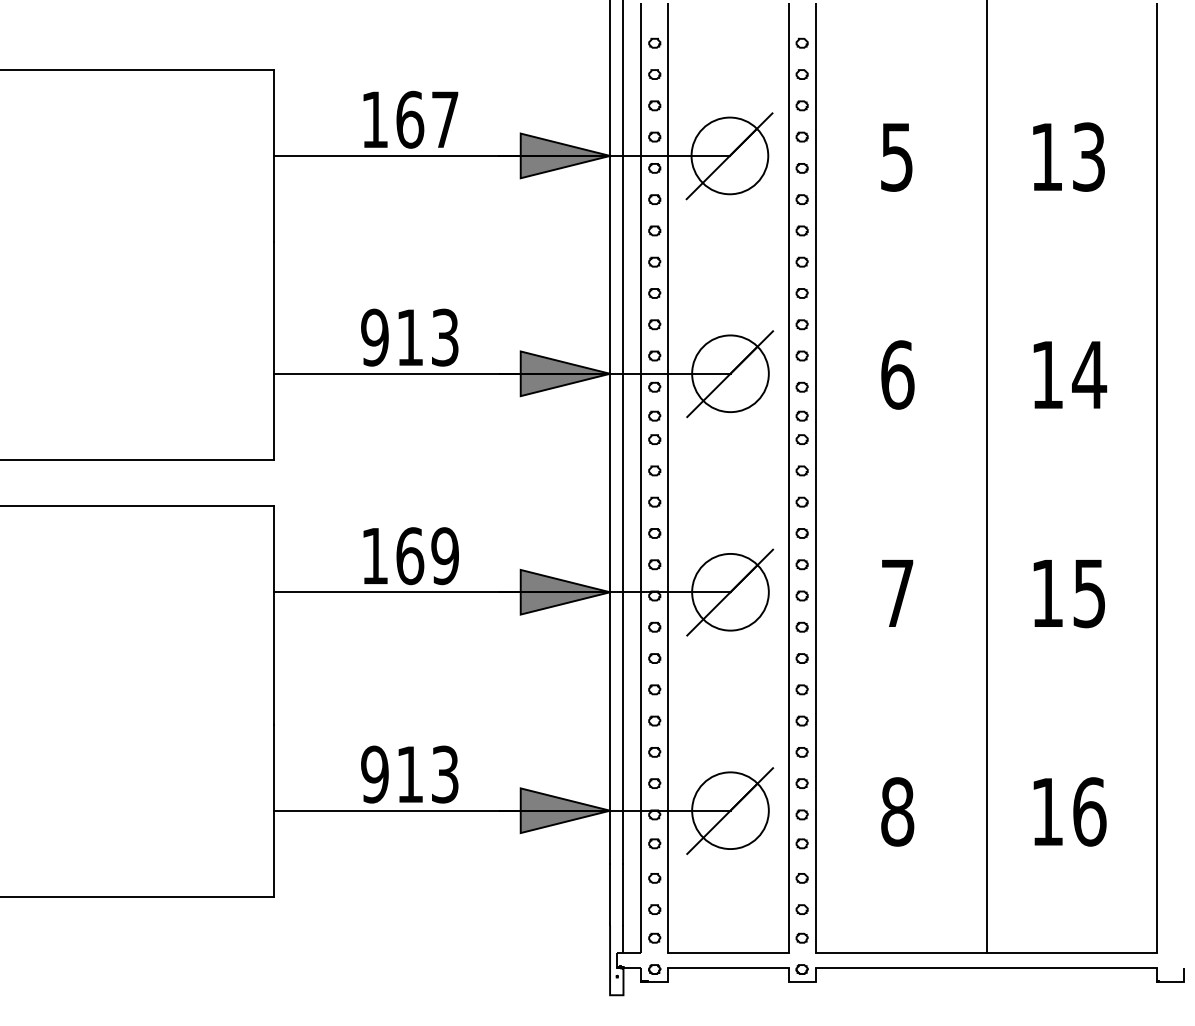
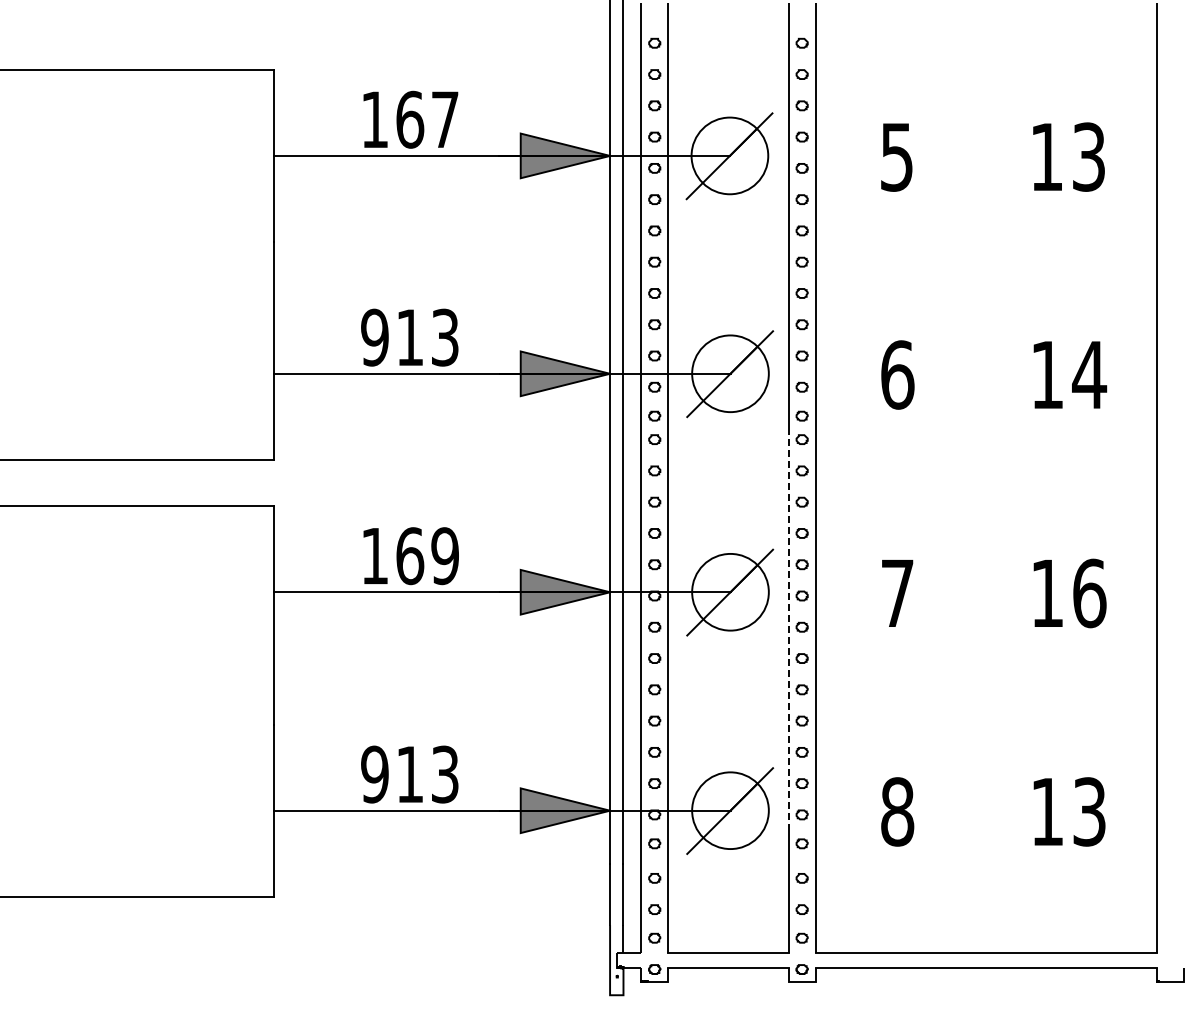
line: present -> none (986, 477)
text: 15 -> 16 (1089, 593)
line: solid -> dashed (788, 630)
text: 16 -> 13 (1089, 811)
